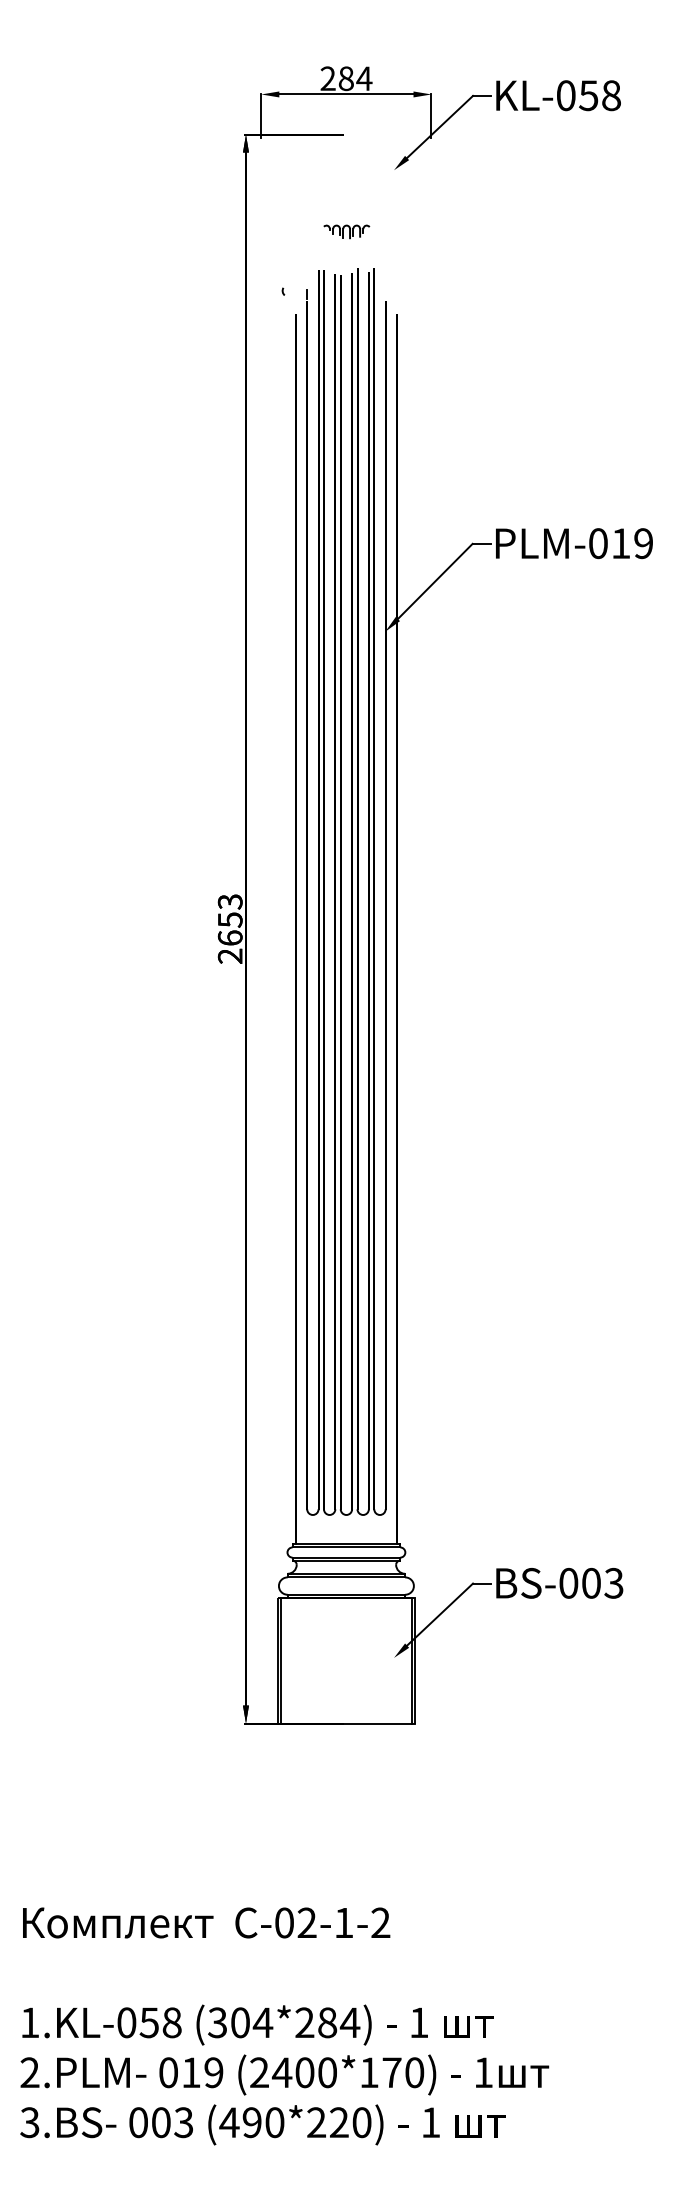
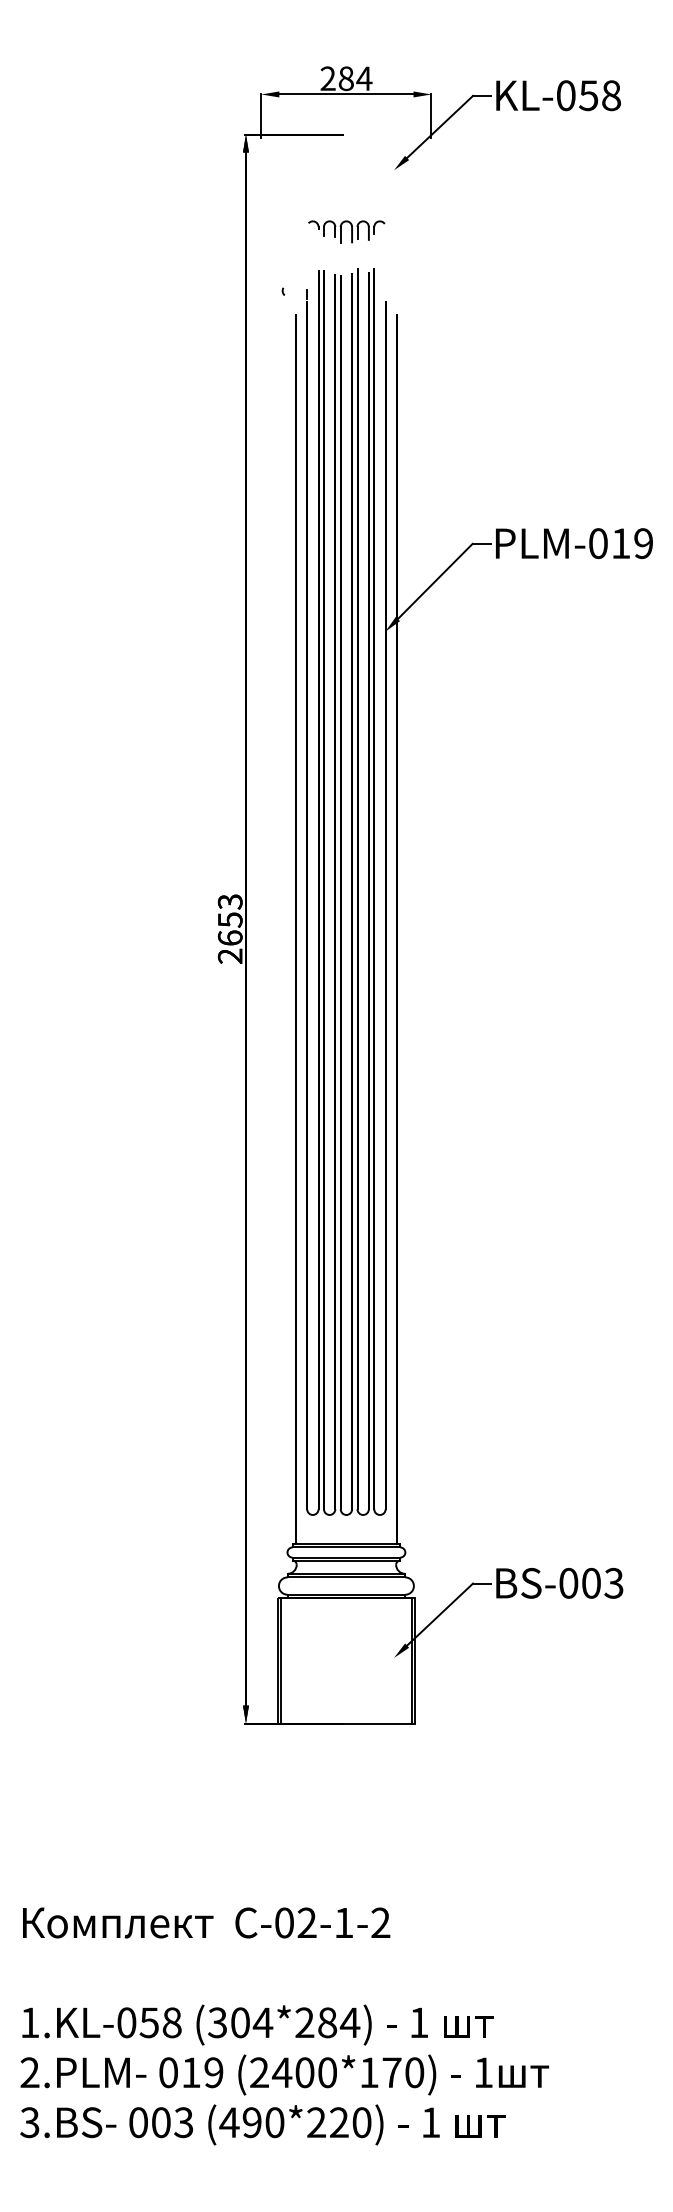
part size: 48x16 px -> 78x24 px (346, 231)
